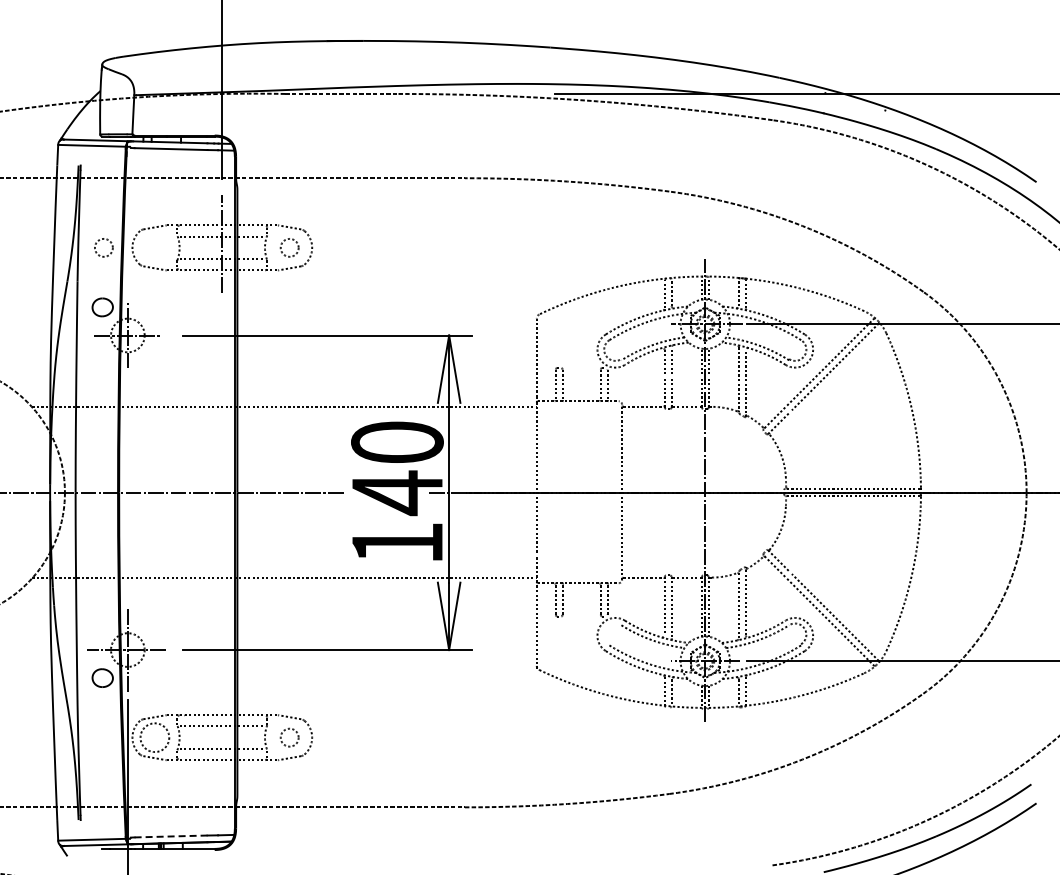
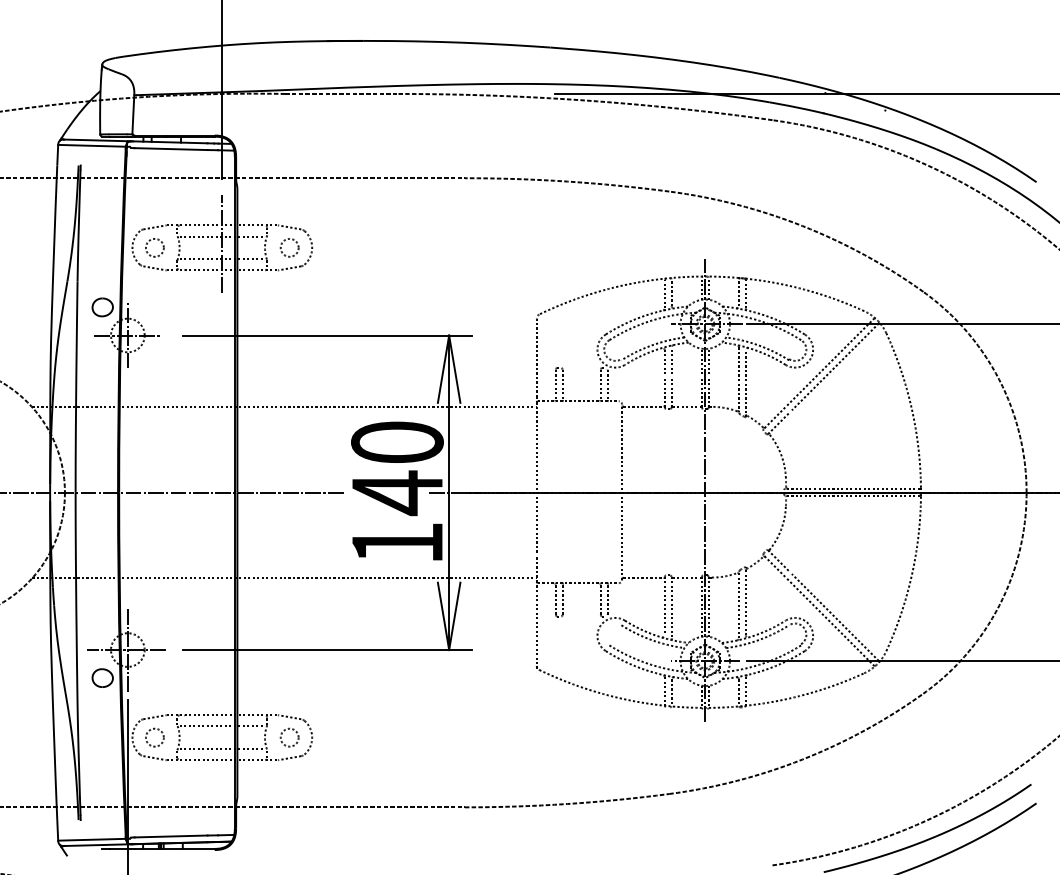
circle position: (103, 247) -> (154, 247) (154, 247)
circle diameter: 29 px -> 18 px (154, 737)
line: dashed -> solid (171, 836)
